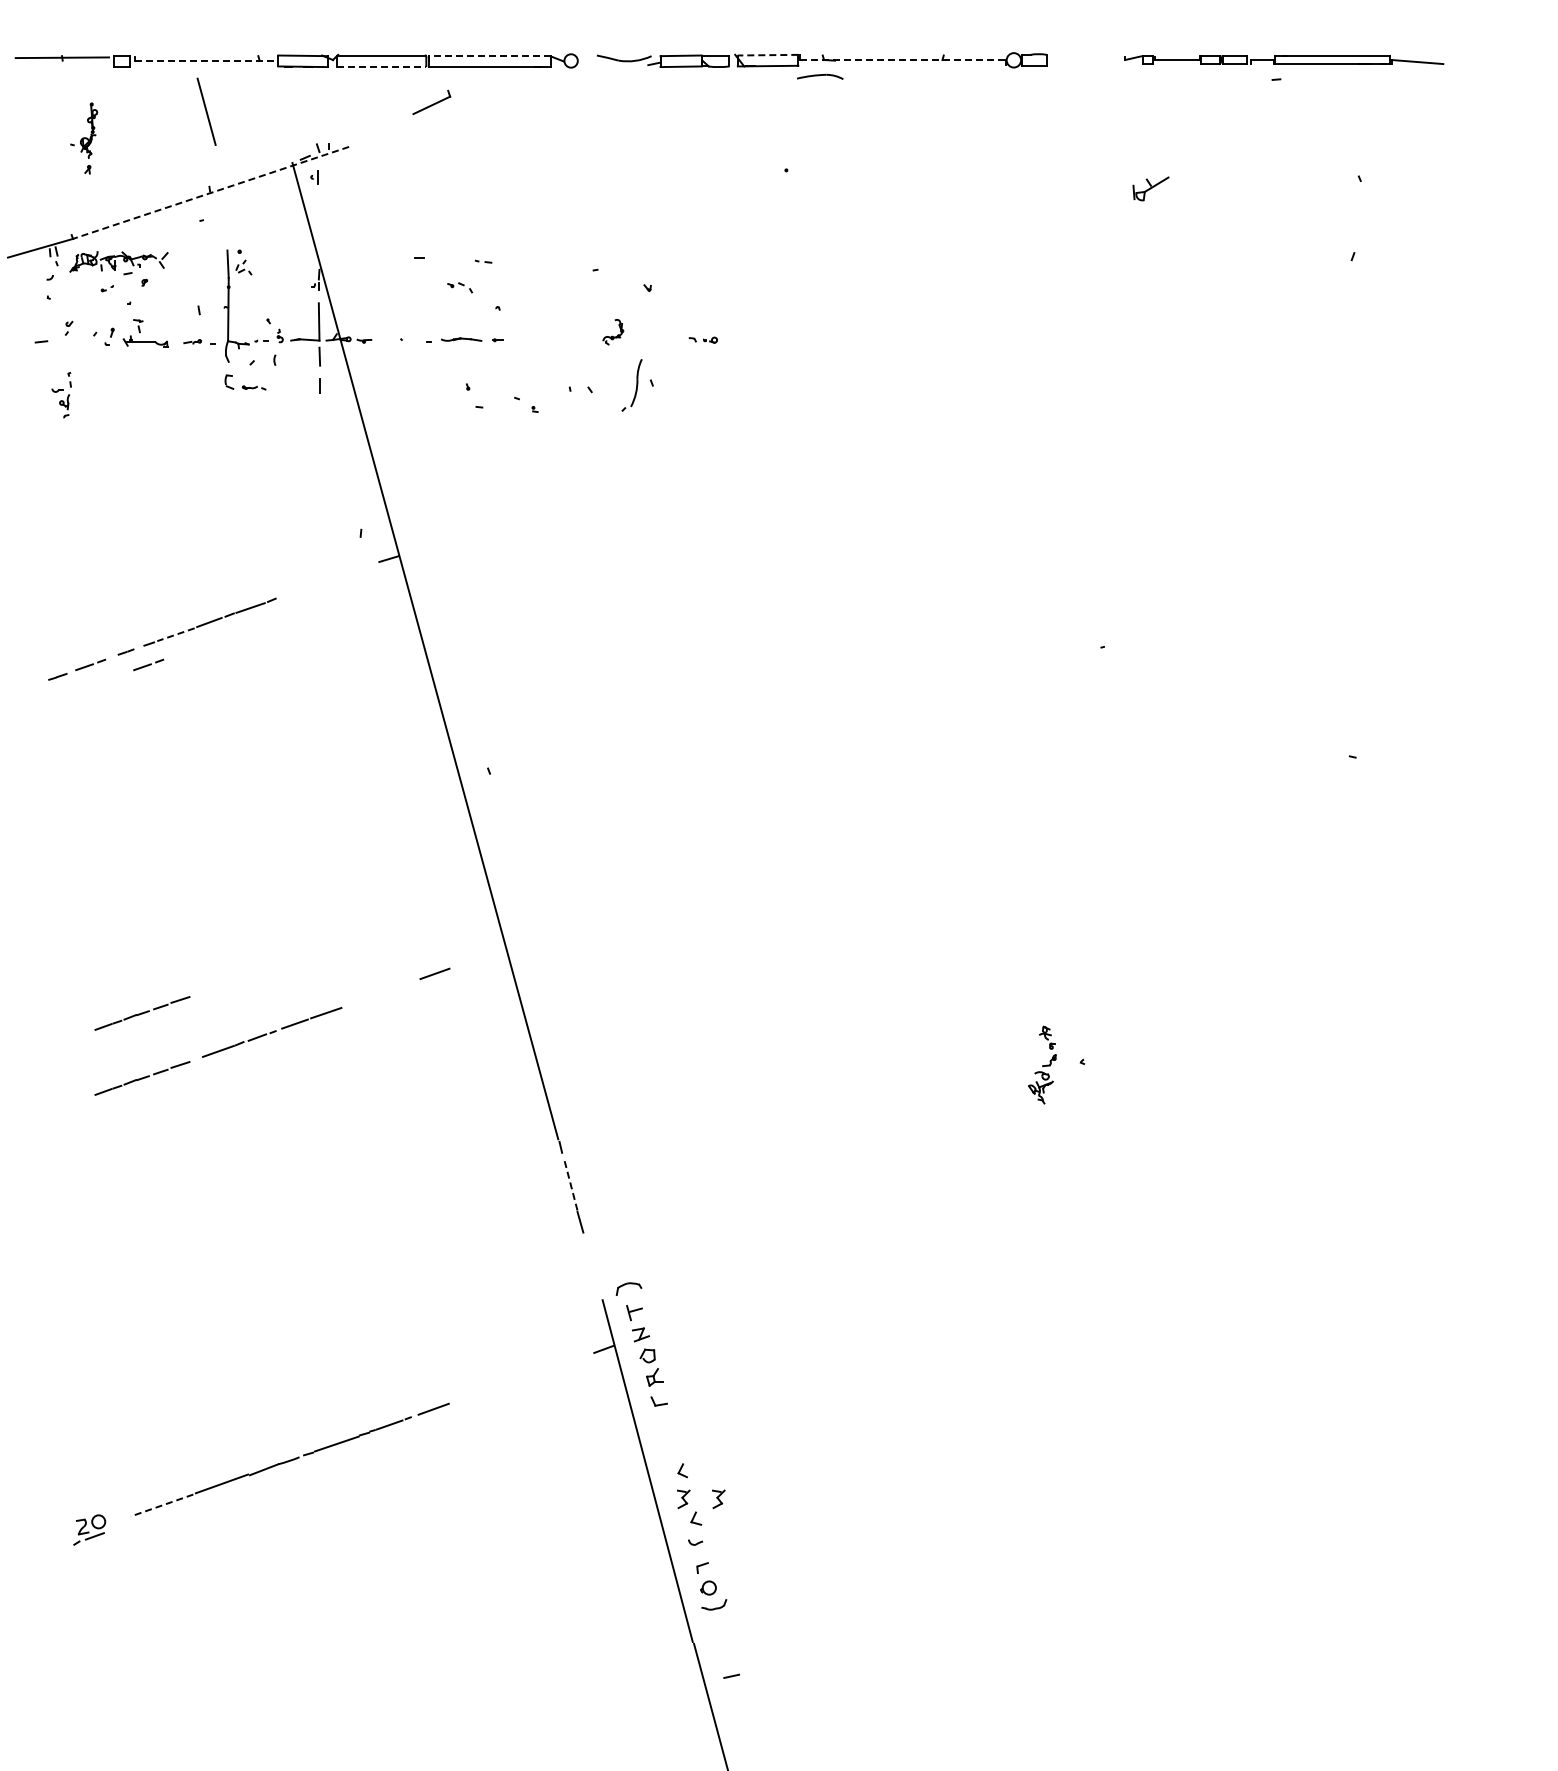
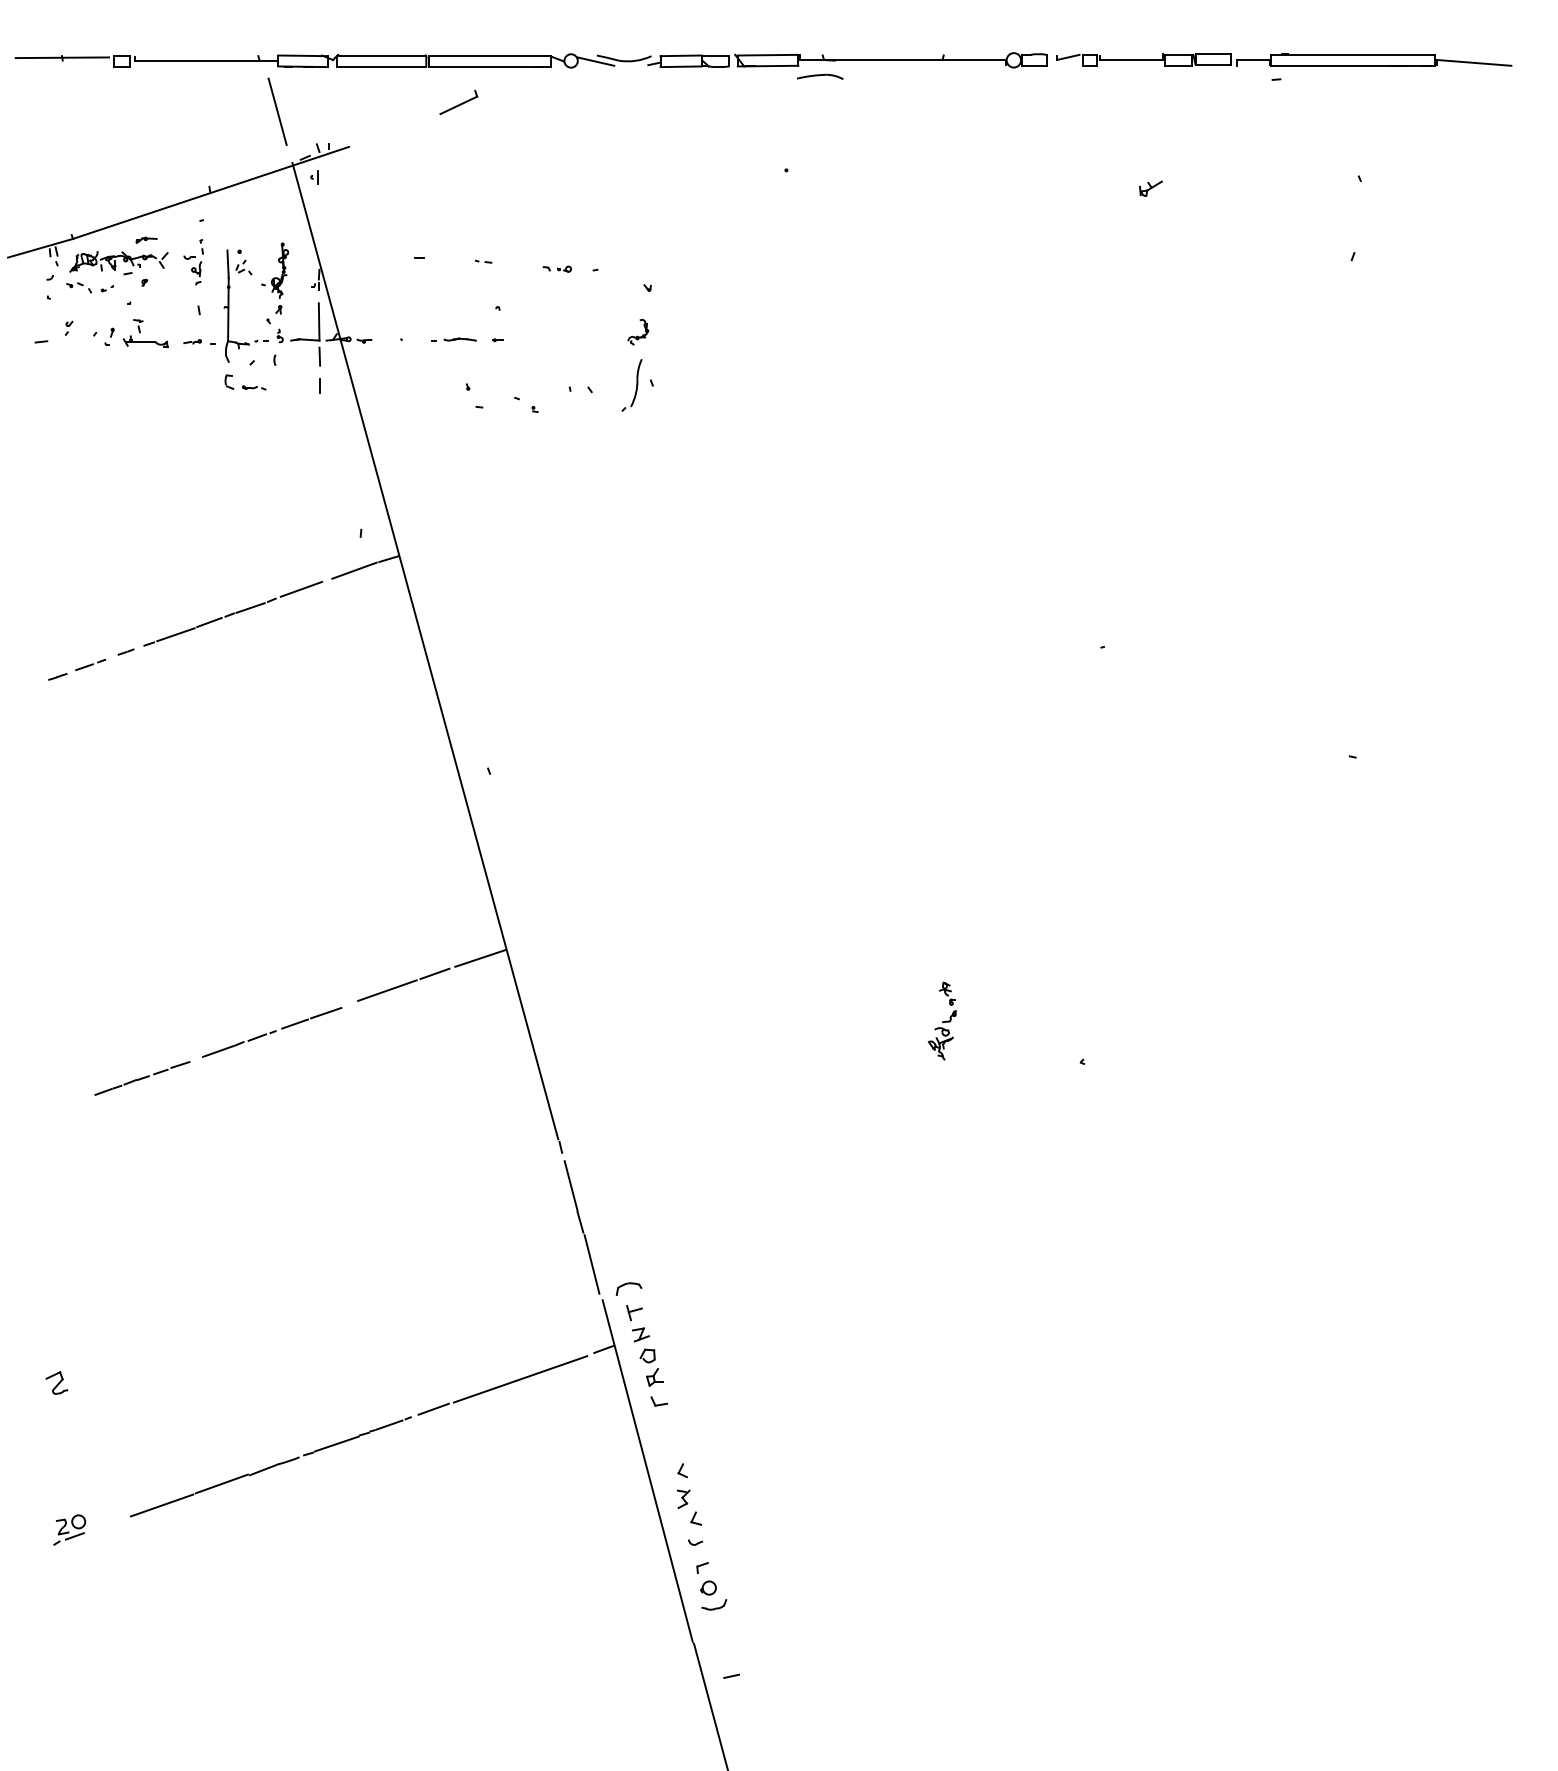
line: dashed -> solid (489, 55)
line: dashed -> solid (767, 55)
part size: 321x10 px -> 457x14 px (1284, 59)
line: dashed -> solid (903, 60)
line: dashed -> solid (206, 61)
line: none -> present (595, 61)
line: dashed -> solid (381, 67)
part position: (431, 102) -> (458, 102) (458, 102)
line position: (206, 111) -> (277, 111) (277, 111)
part position: (84, 138) -> (275, 278) (275, 278)
part size: 38x26 px -> 24x17 px (1150, 188)
line: dashed -> solid (211, 192)
part: none -> present (146, 239)
part position: (460, 287) -> (79, 287) (79, 287)
part position: (613, 332) -> (638, 332) (638, 332)
part size: 57x6 px -> 46x5 px (453, 339)
part position: (702, 339) -> (556, 268) (556, 268)
part position: (61, 395) -> (193, 262) (193, 262)
line: none -> present (354, 570)
line: none -> present (301, 588)
line: dashed -> solid (175, 634)
line: present -> none (148, 664)
line: none -> present (480, 958)
line: none -> present (387, 990)
line: present -> none (142, 1013)
part position: (1042, 1064) -> (942, 1020) (942, 1020)
line: dashed -> solid (571, 1185)
line: none -> present (591, 1264)
line: none -> present (520, 1379)
part: none -> present (56, 1382)
part: present -> none (718, 1499)
line: dashed -> solid (161, 1505)
part position: (89, 1529) -> (69, 1529) (69, 1529)
